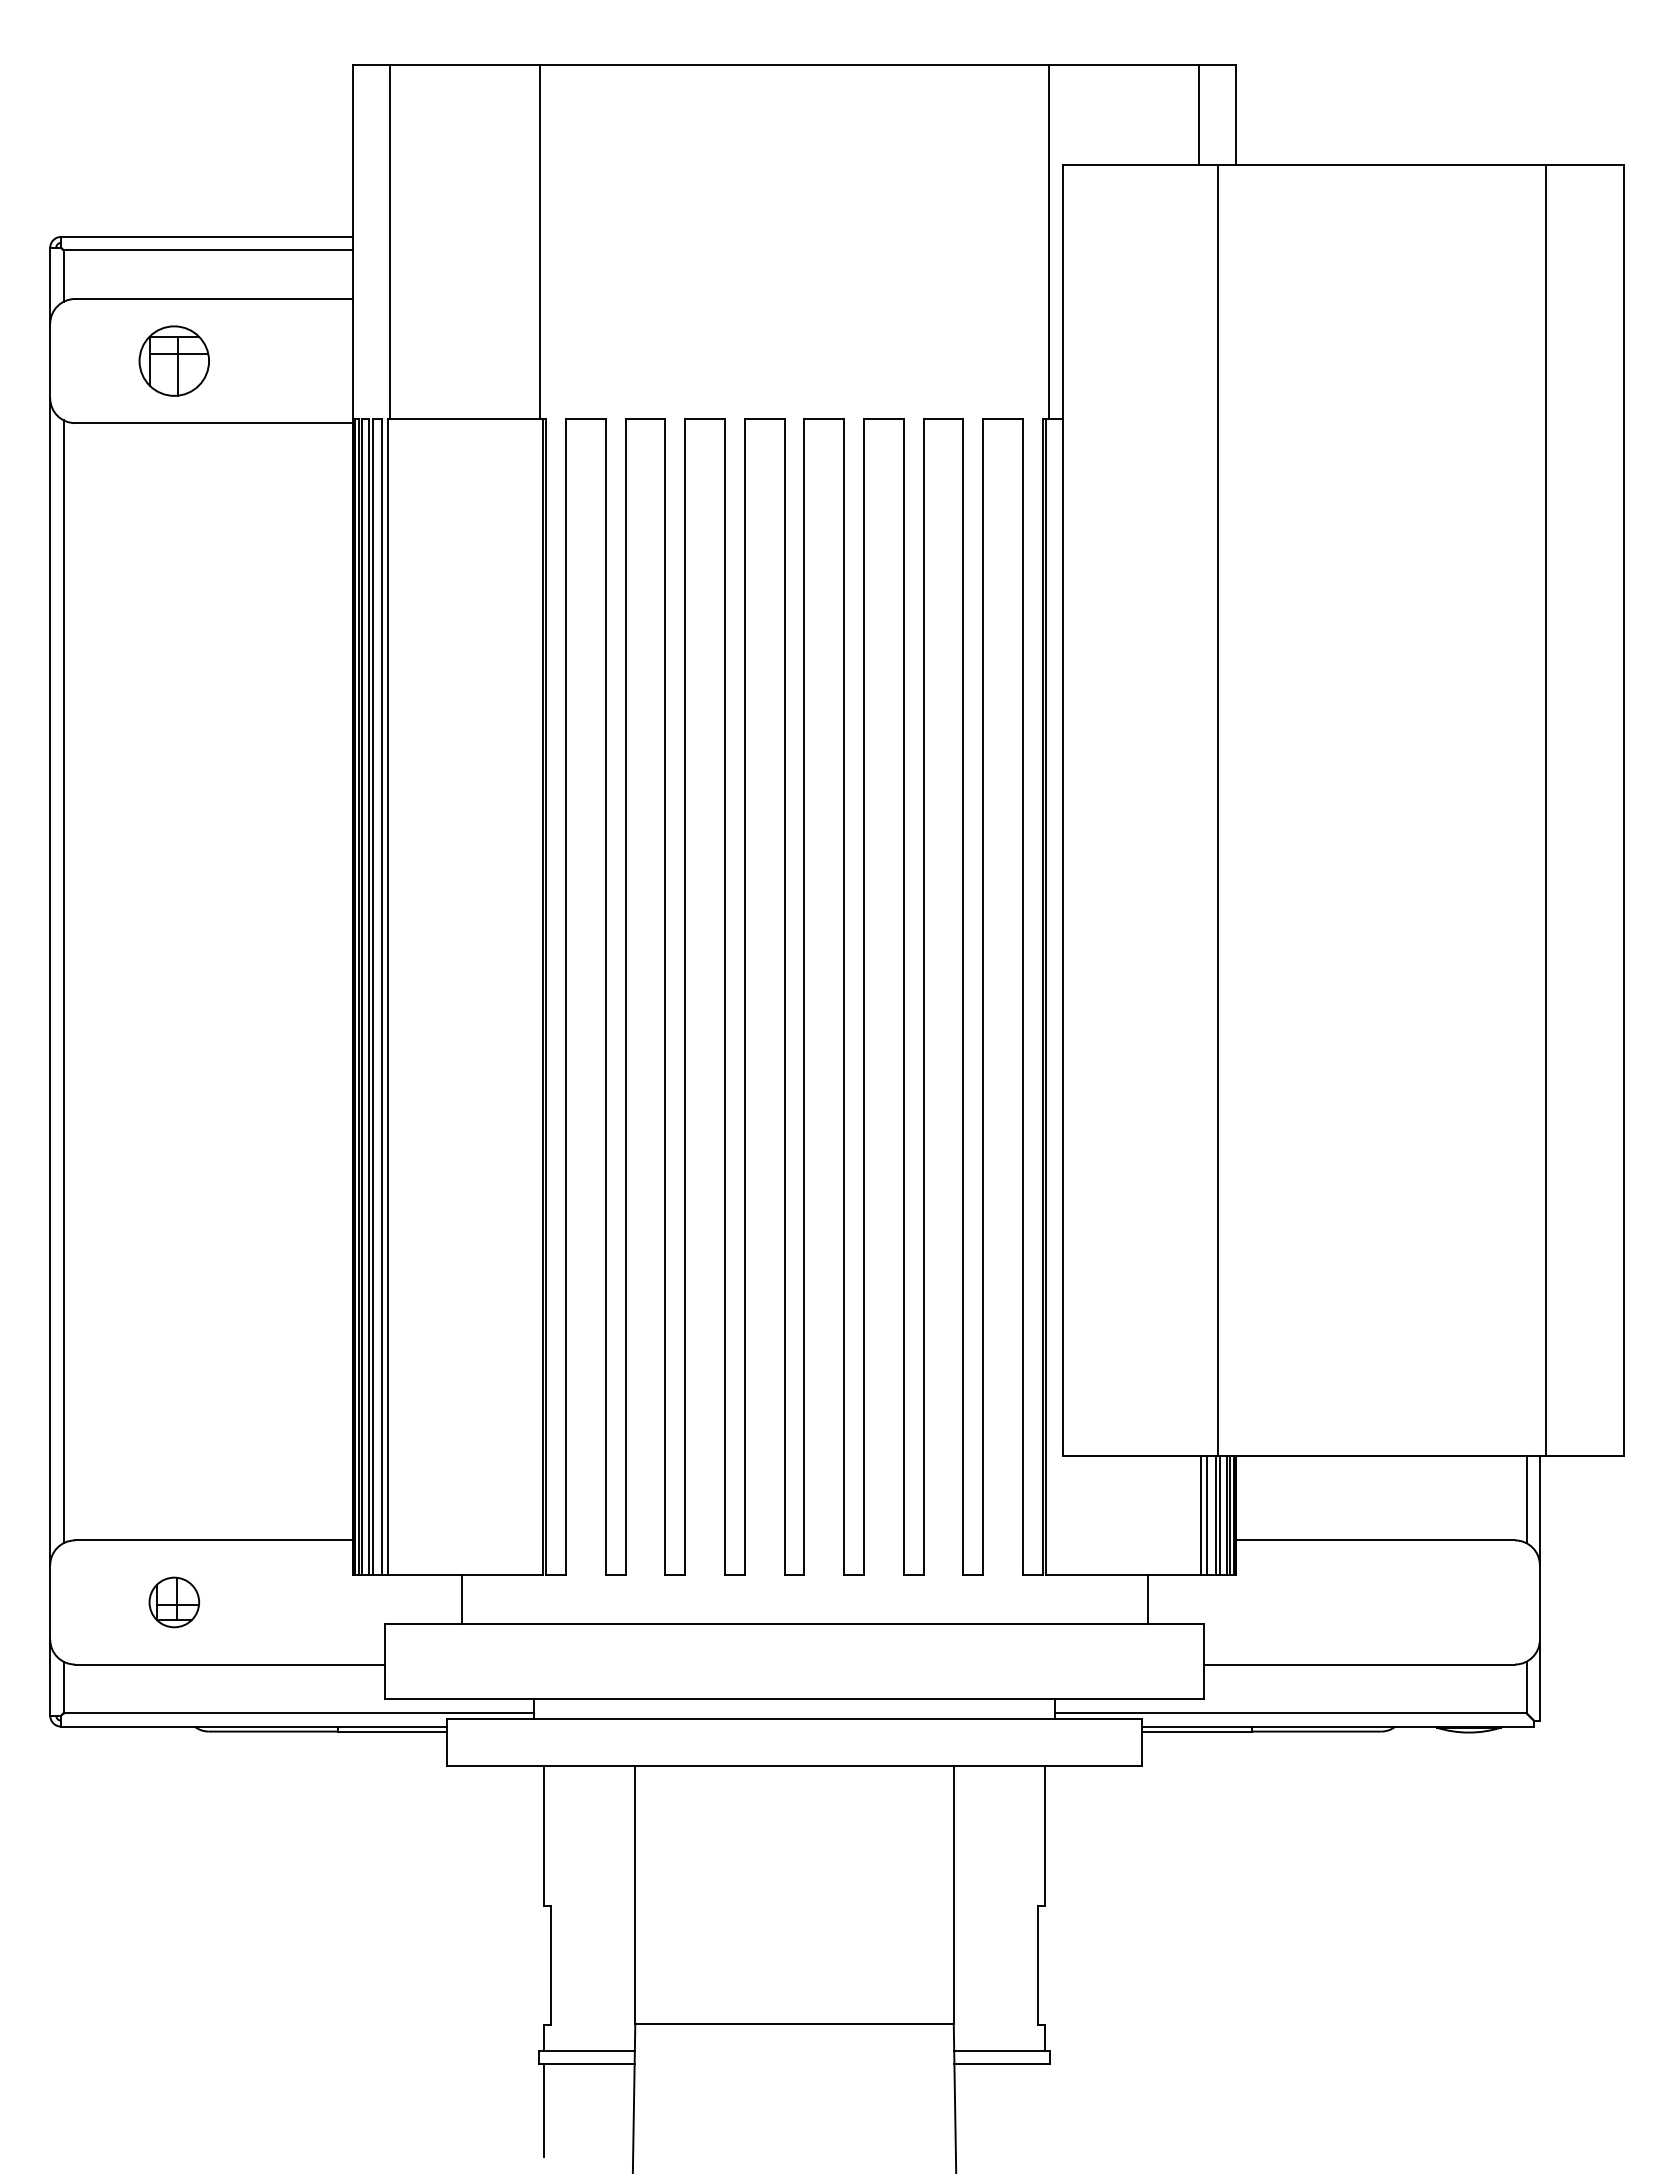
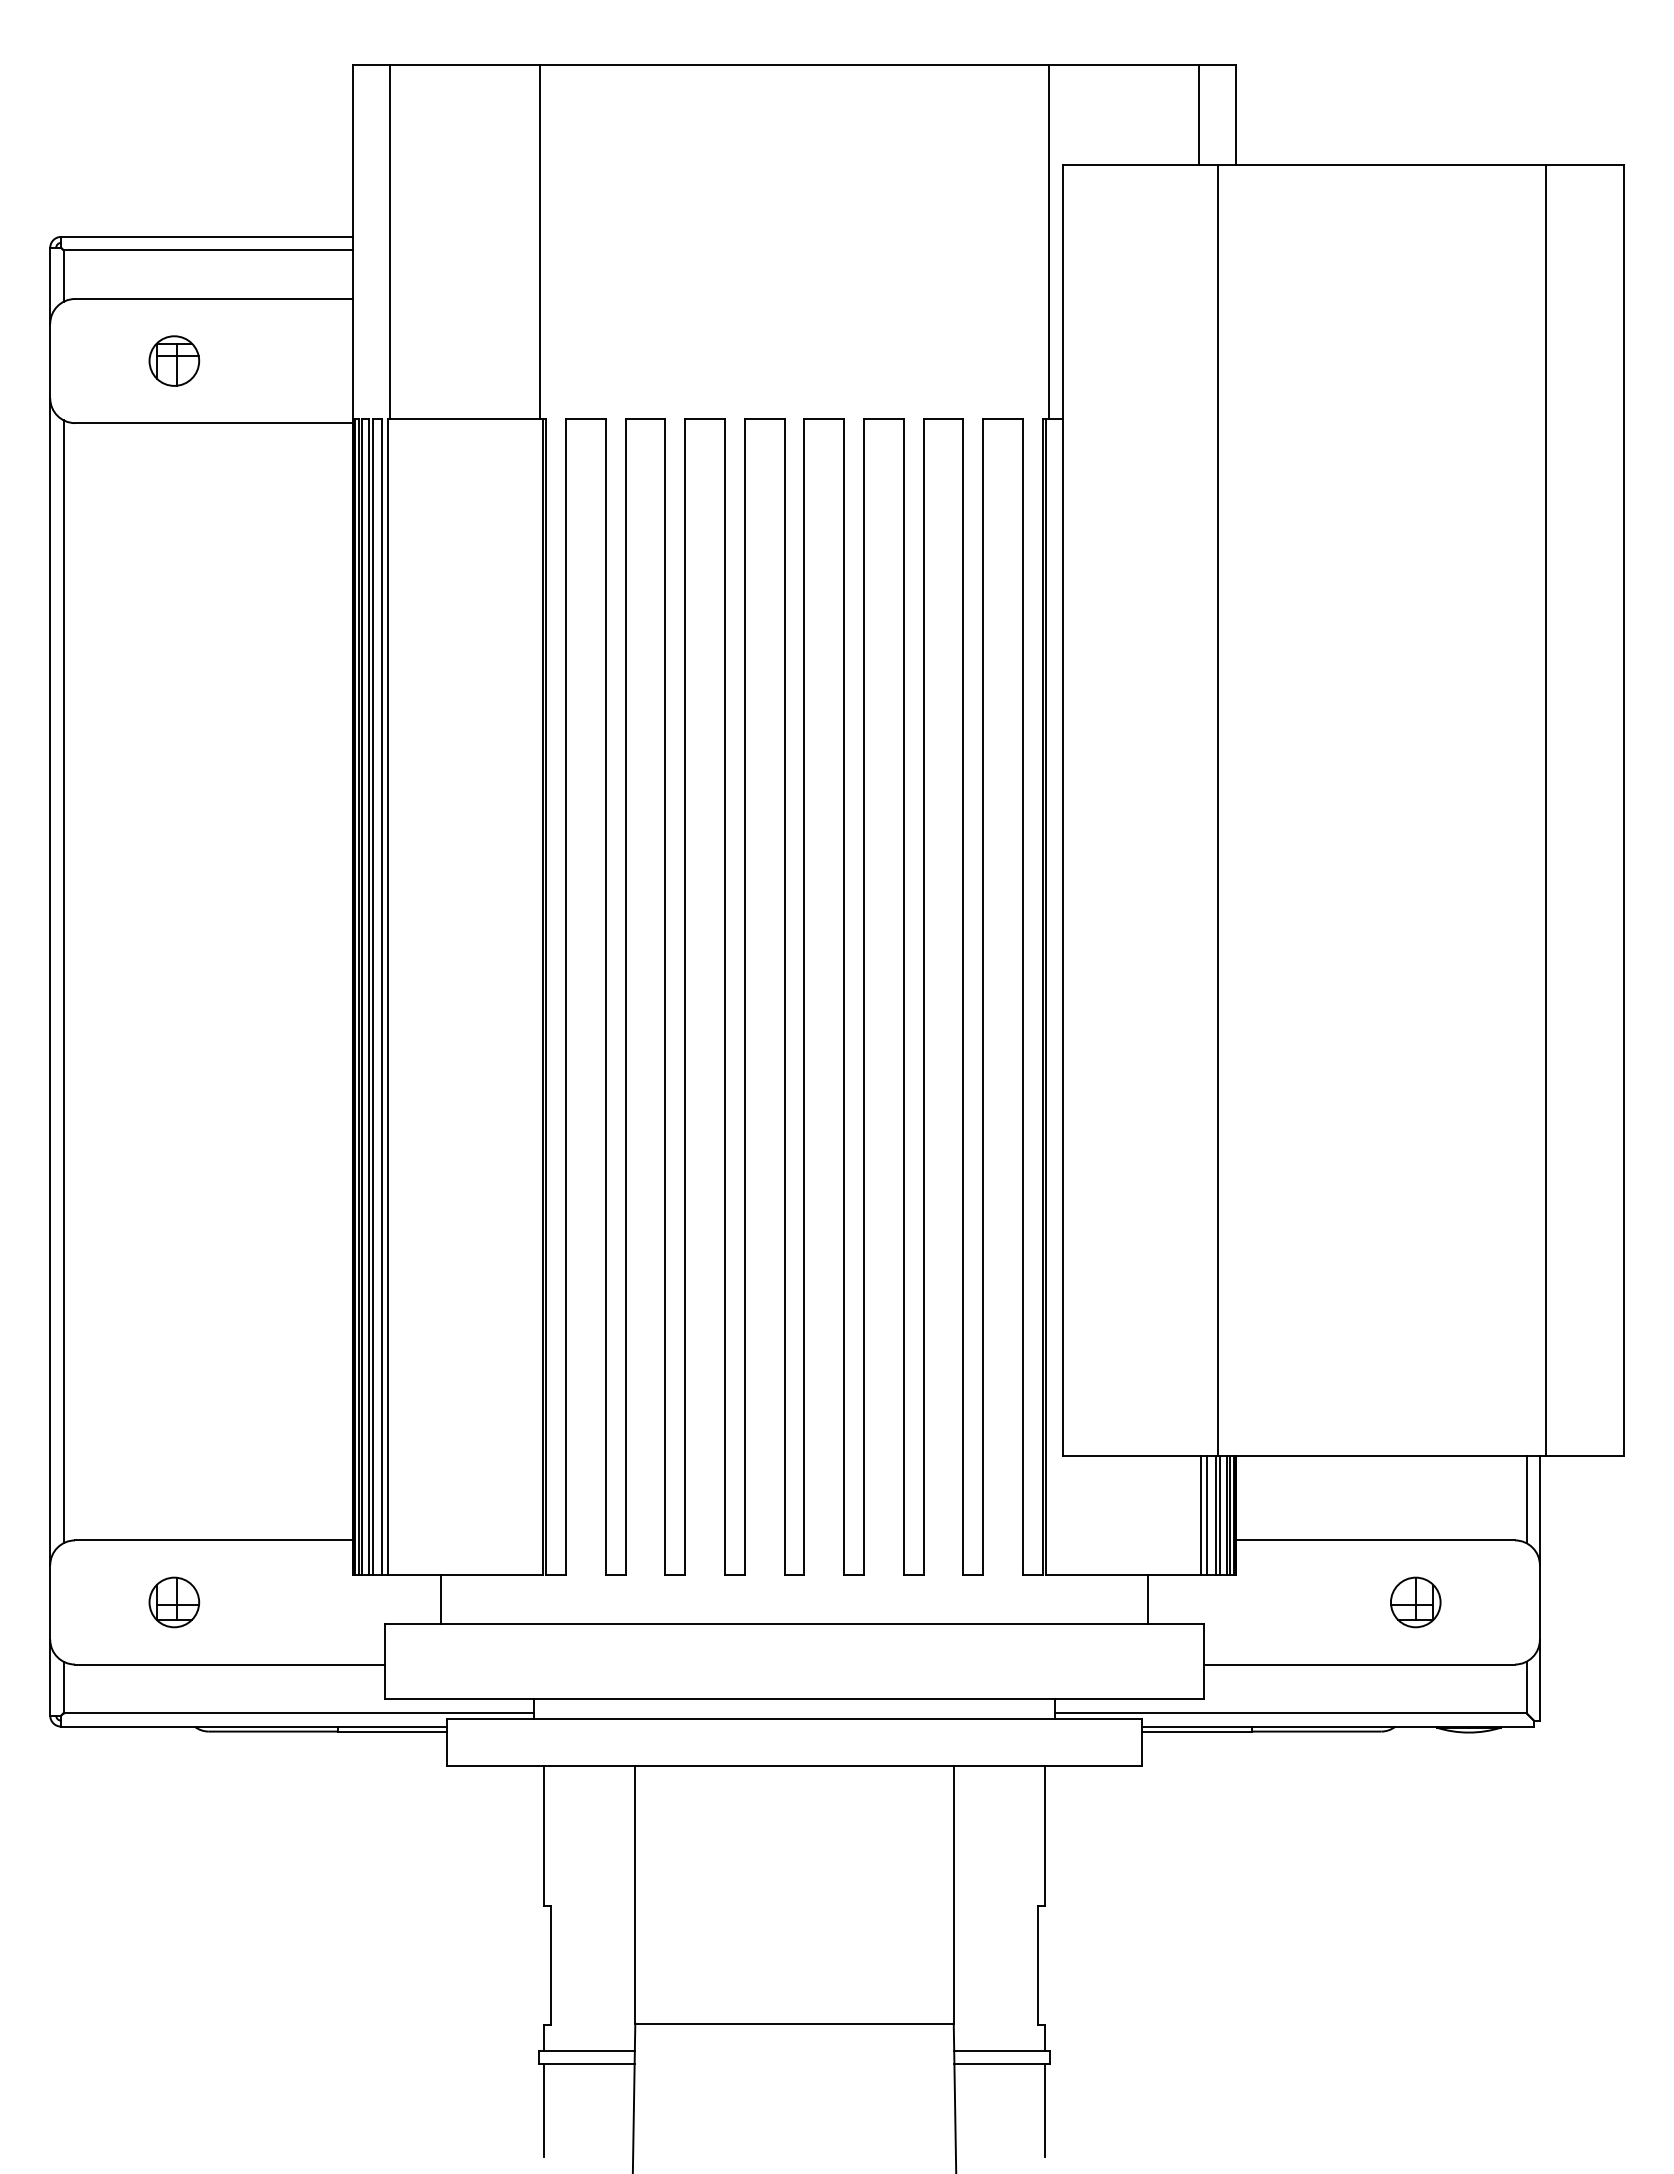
part size: 72x72 px -> 53x52 px (174, 360)
line position: (461, 1599) -> (440, 1599) (440, 1599)
part: none -> present (1415, 1602)
line: none -> present (1045, 2110)
